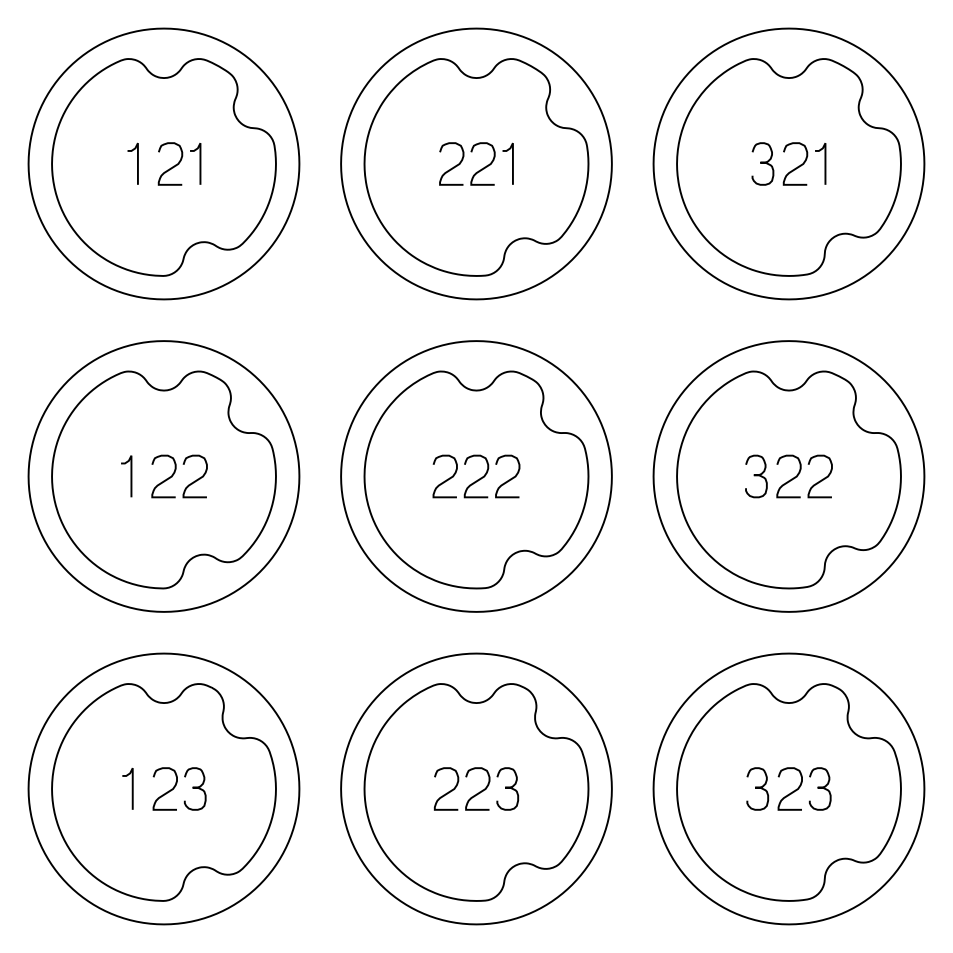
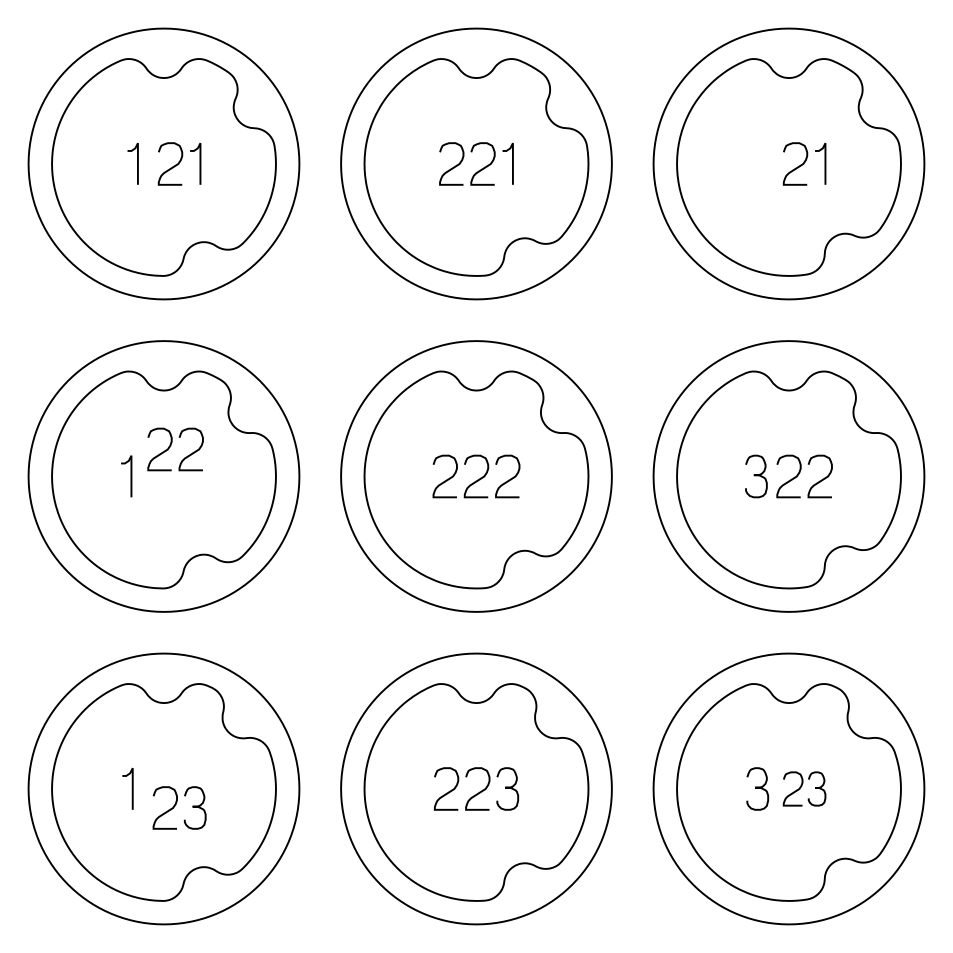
curve: present -> none (762, 163)
part position: (179, 476) -> (175, 449) (175, 449)
part position: (179, 788) -> (179, 807) (179, 807)
part size: 55x44 px -> 45x36 px (804, 788)
